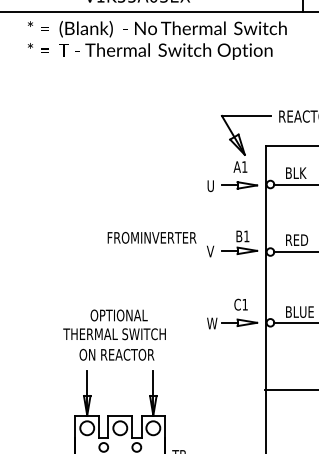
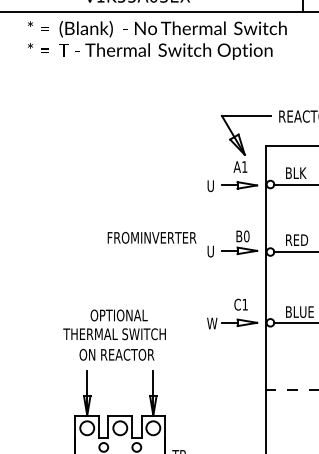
text: B1 -> B0 (246, 236)
text: V -> U (210, 251)
line: solid -> dashed (292, 389)
